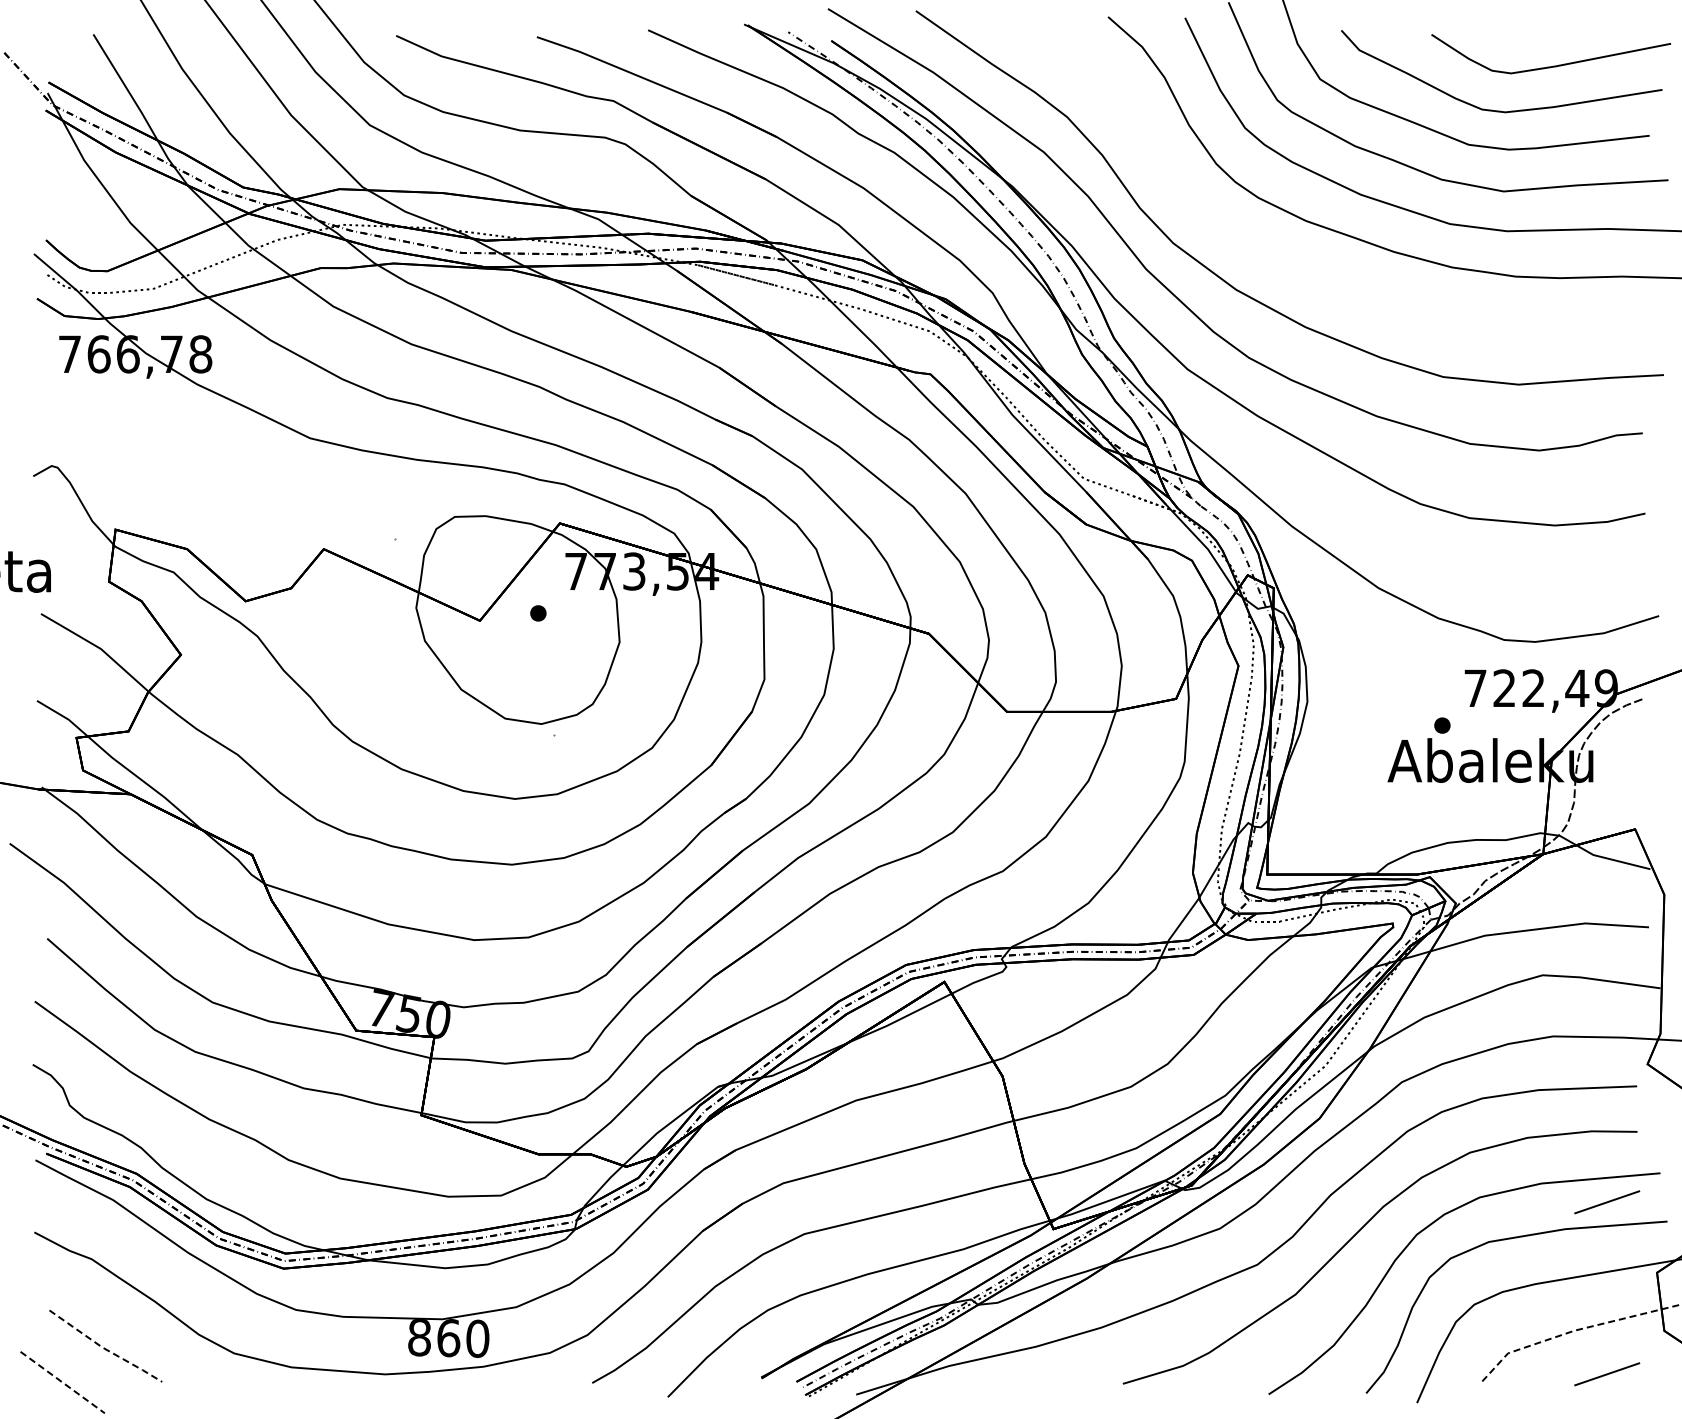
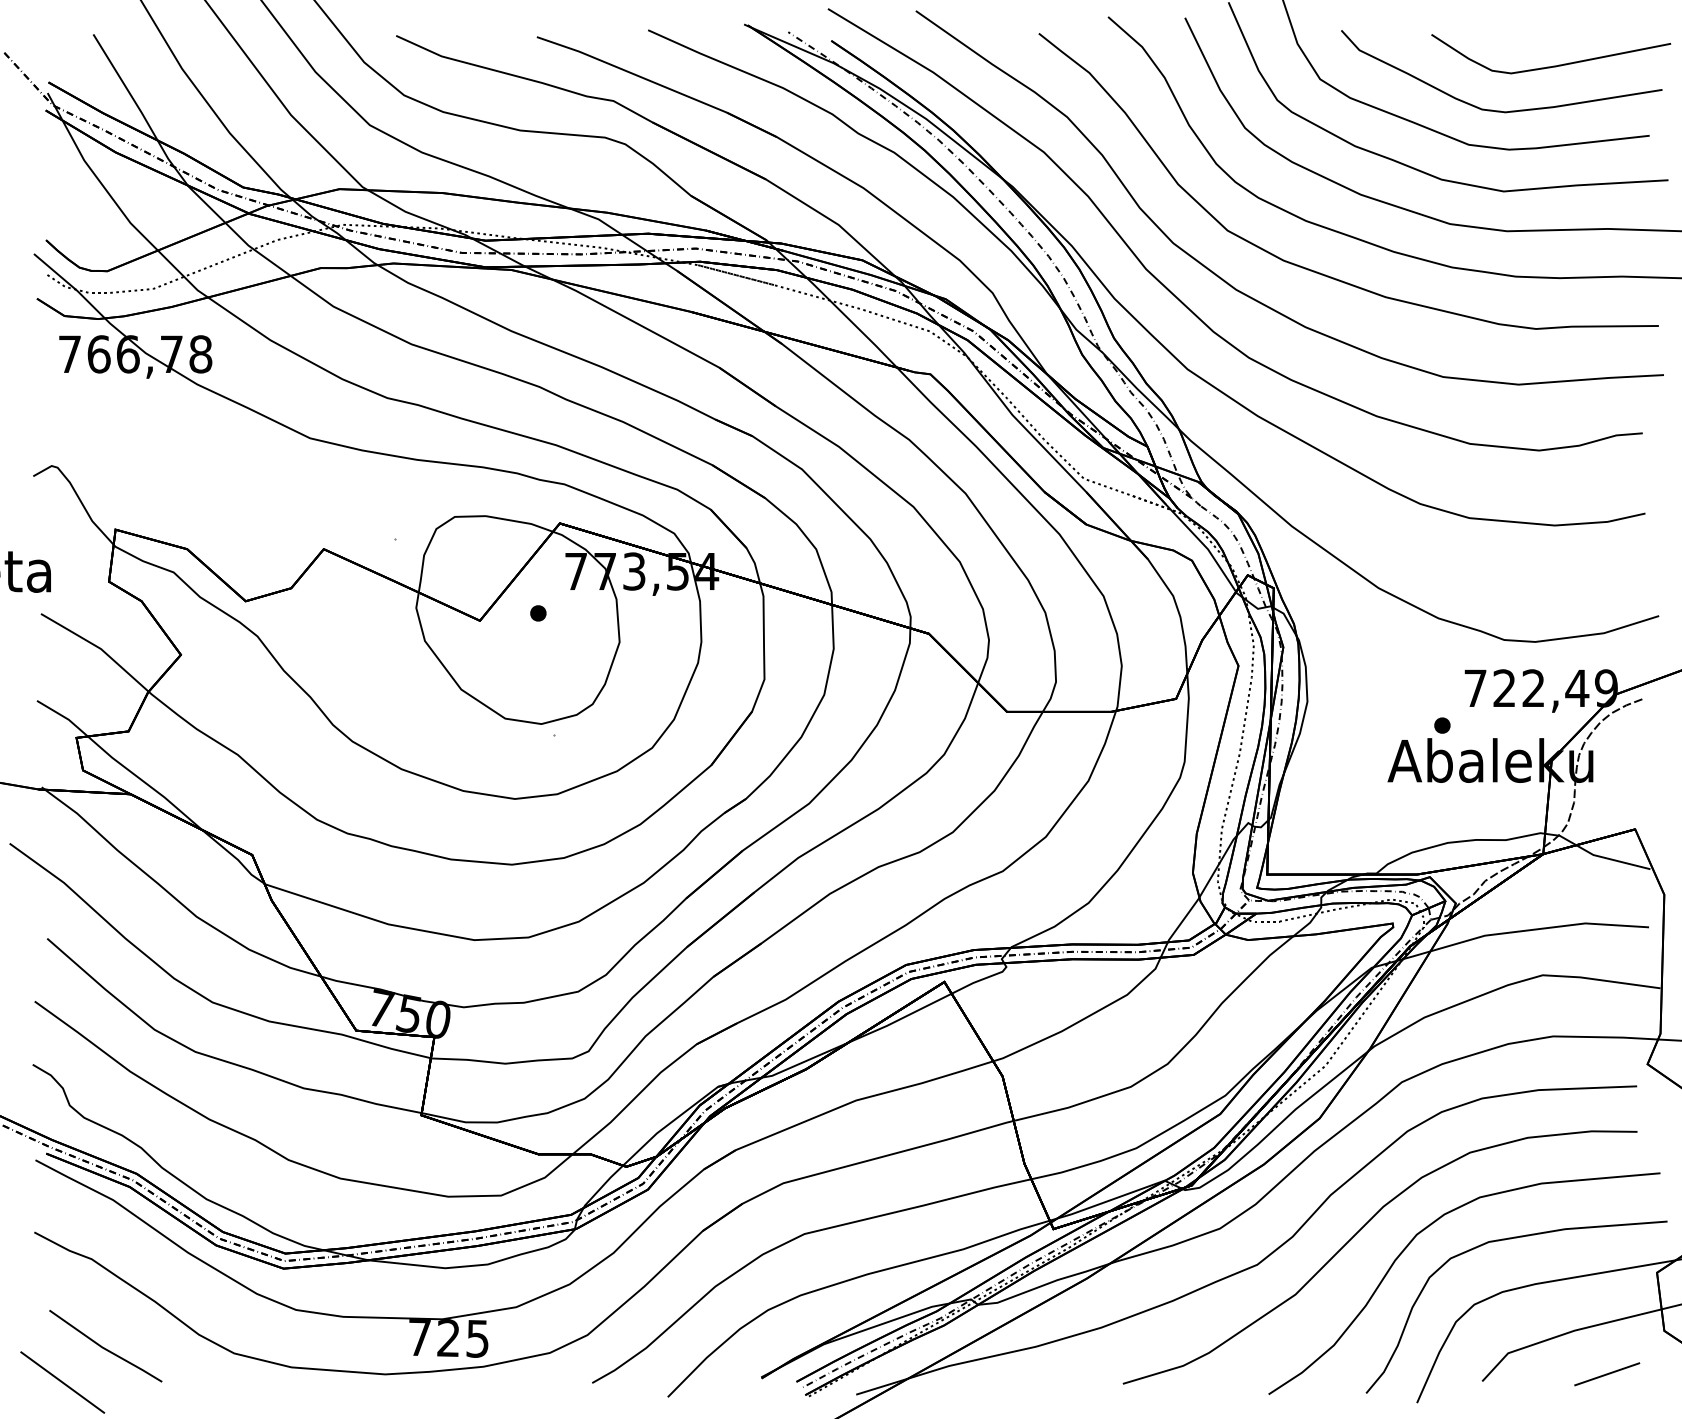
curve: none -> present (1317, 271)
line: present -> none (1607, 1202)
line: dashed -> solid (1574, 1330)
text: 860 -> 725 (448, 1338)
line: dashed -> solid (104, 1348)
line: dashed -> solid (63, 1382)
